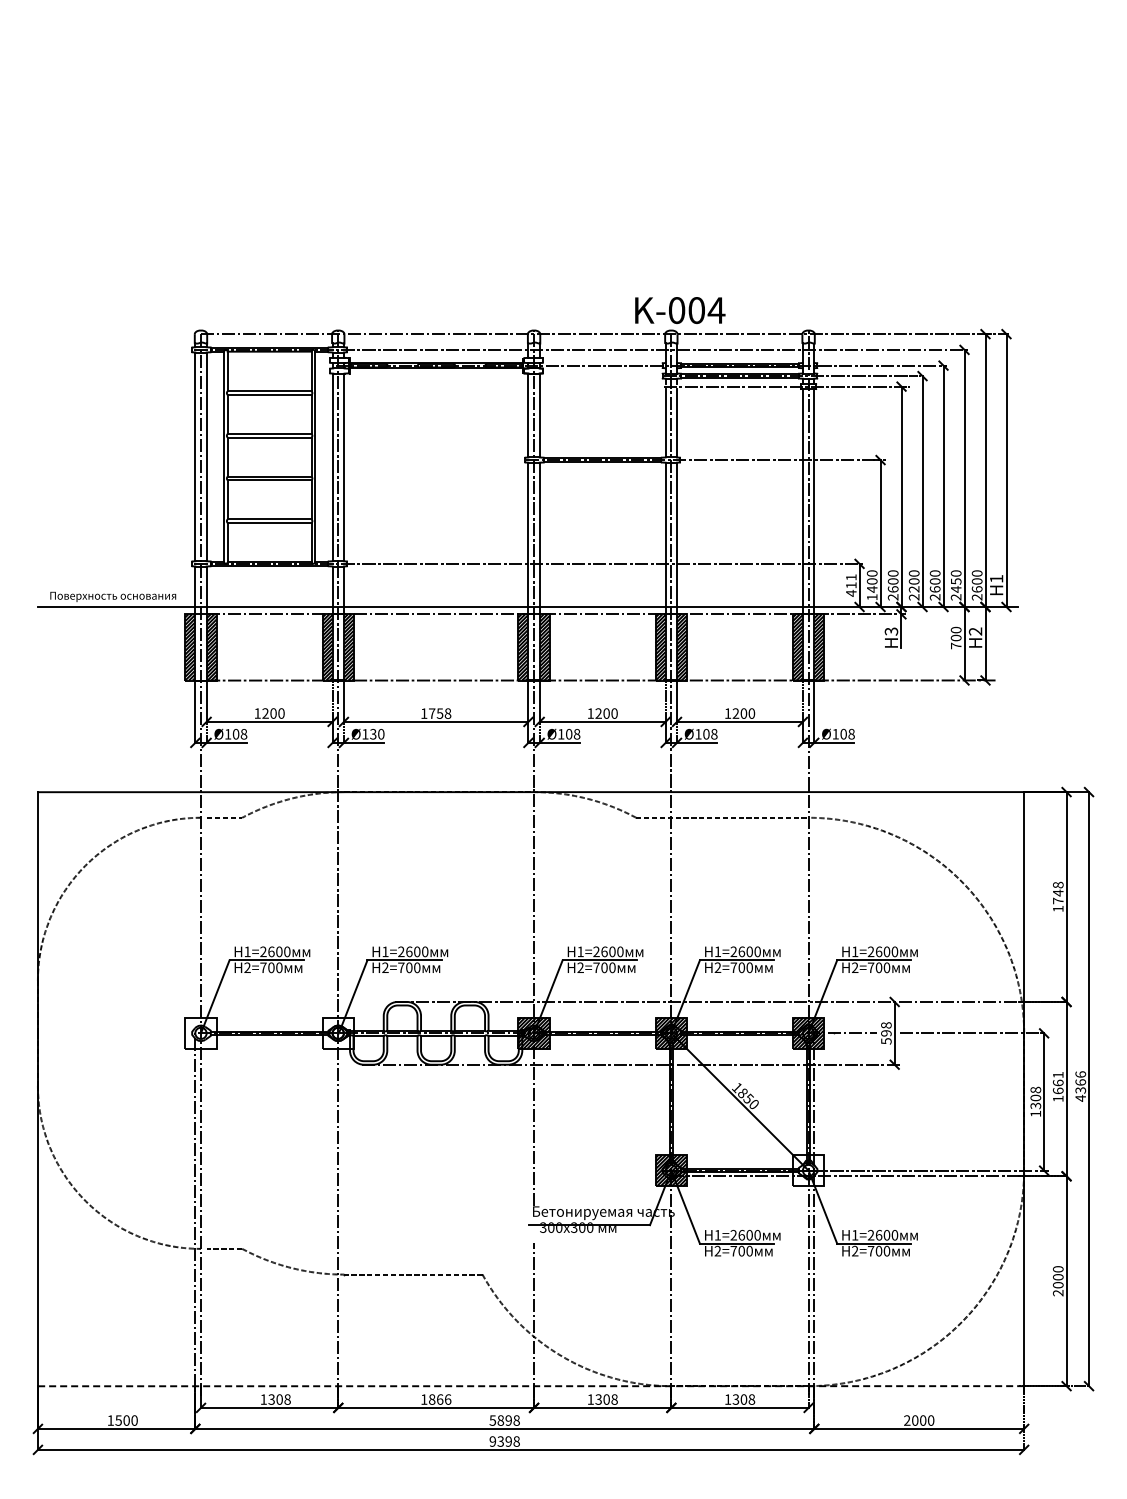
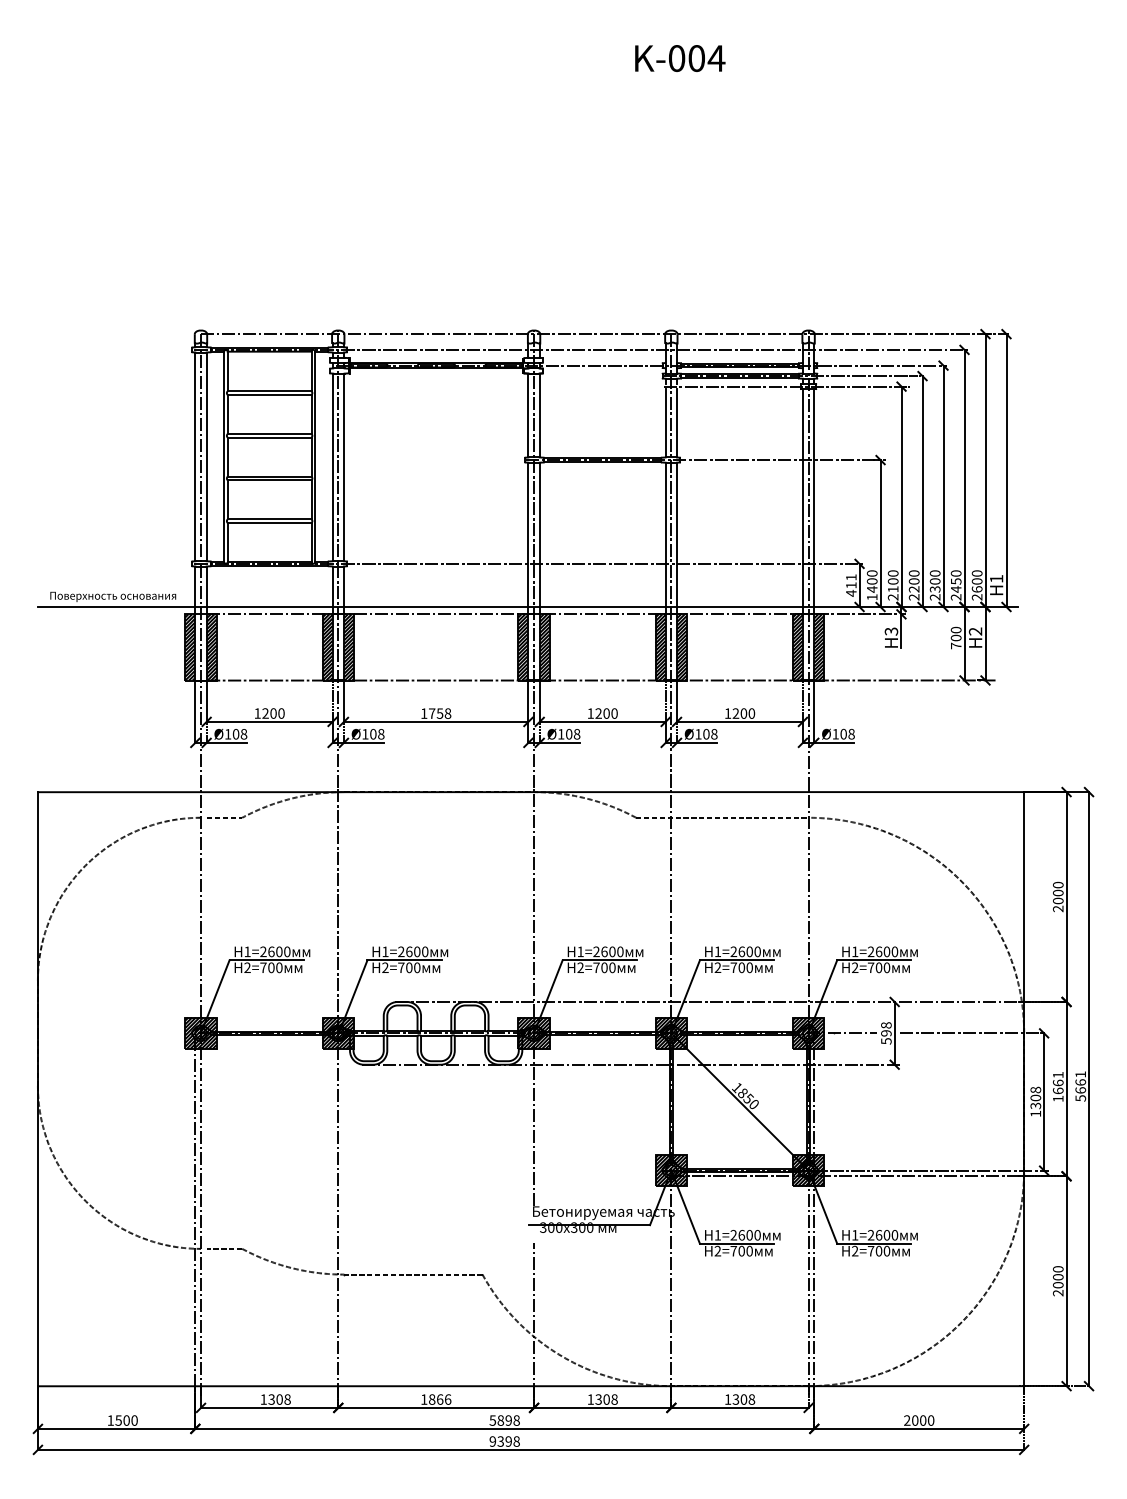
text position: (680, 310) -> (680, 58) (680, 58)
text: 2600 -> 2100 (892, 589)
text: 2600 -> 2300 (934, 589)
text: Ø130 -> Ø108 (377, 734)
text: 1748 -> 2000 (1057, 896)
hatch: none -> present (200, 1033)
hatch: none -> present (338, 1033)
text: 4366 -> 5661 (1080, 1086)
hatch: none -> present (808, 1170)
line: dashed -> solid (530, 1386)
